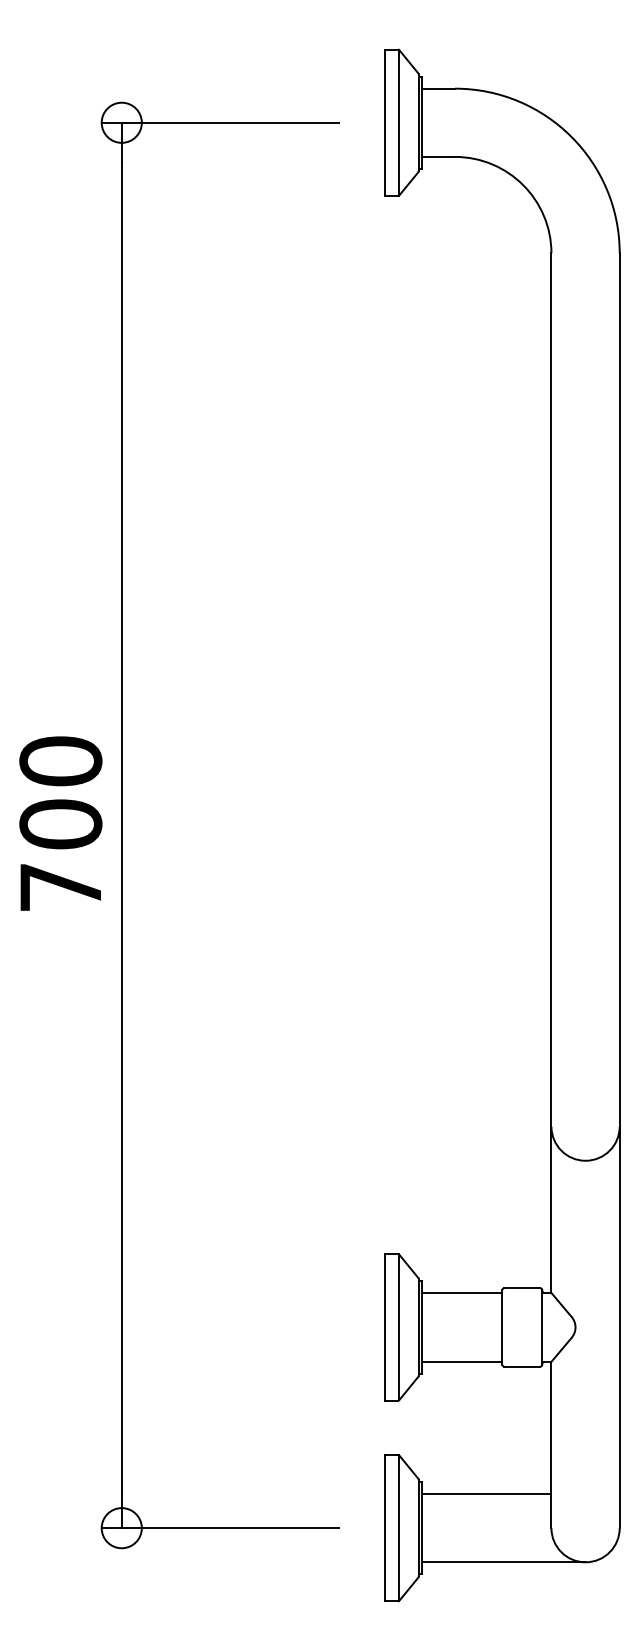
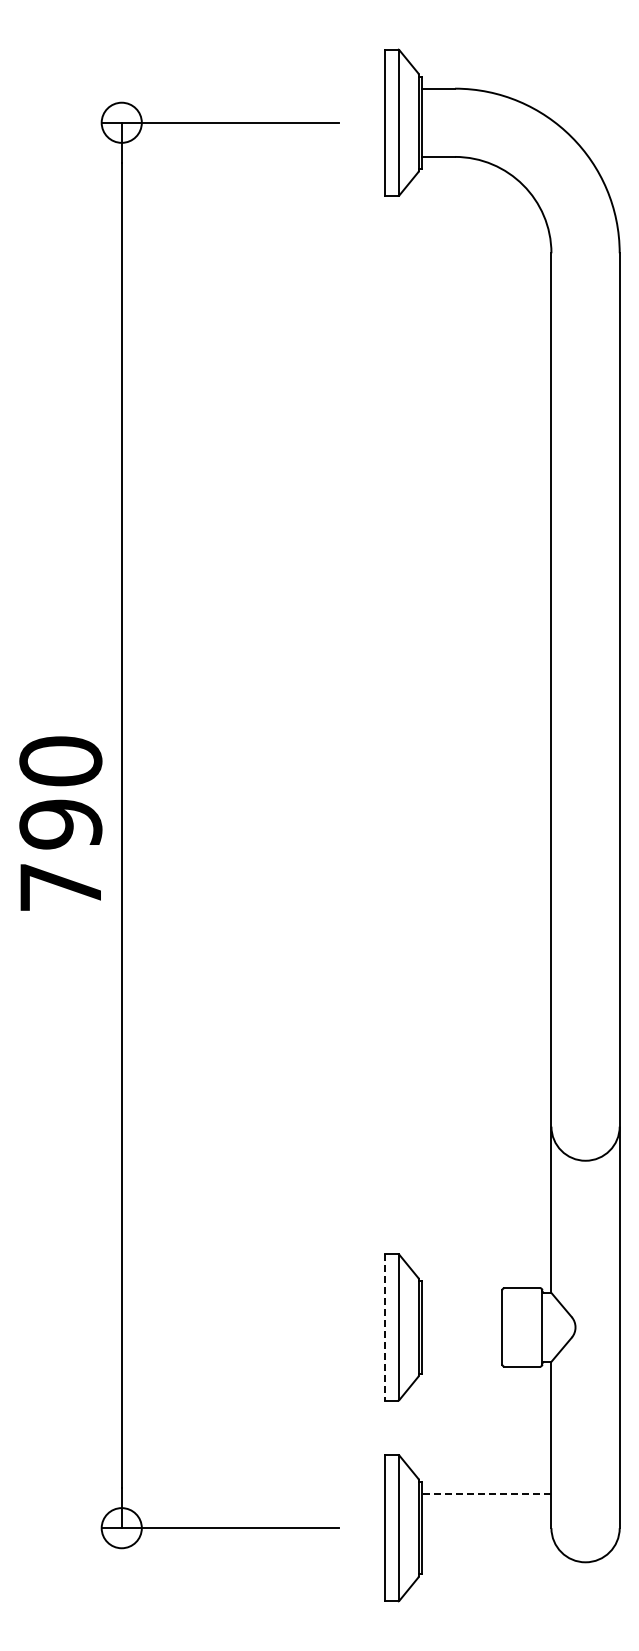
text: 700 -> 790 (60, 824)
line: present -> none (461, 1293)
line: solid -> dashed (384, 1327)
line: present -> none (461, 1361)
line: solid -> dashed (486, 1494)
line: present -> none (503, 1562)
